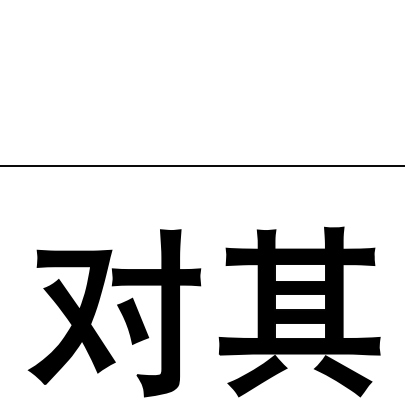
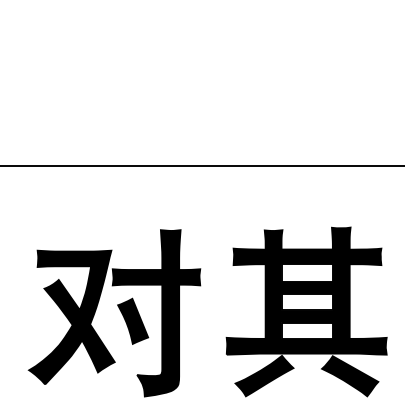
part position: (299, 311) -> (306, 311) (306, 311)
